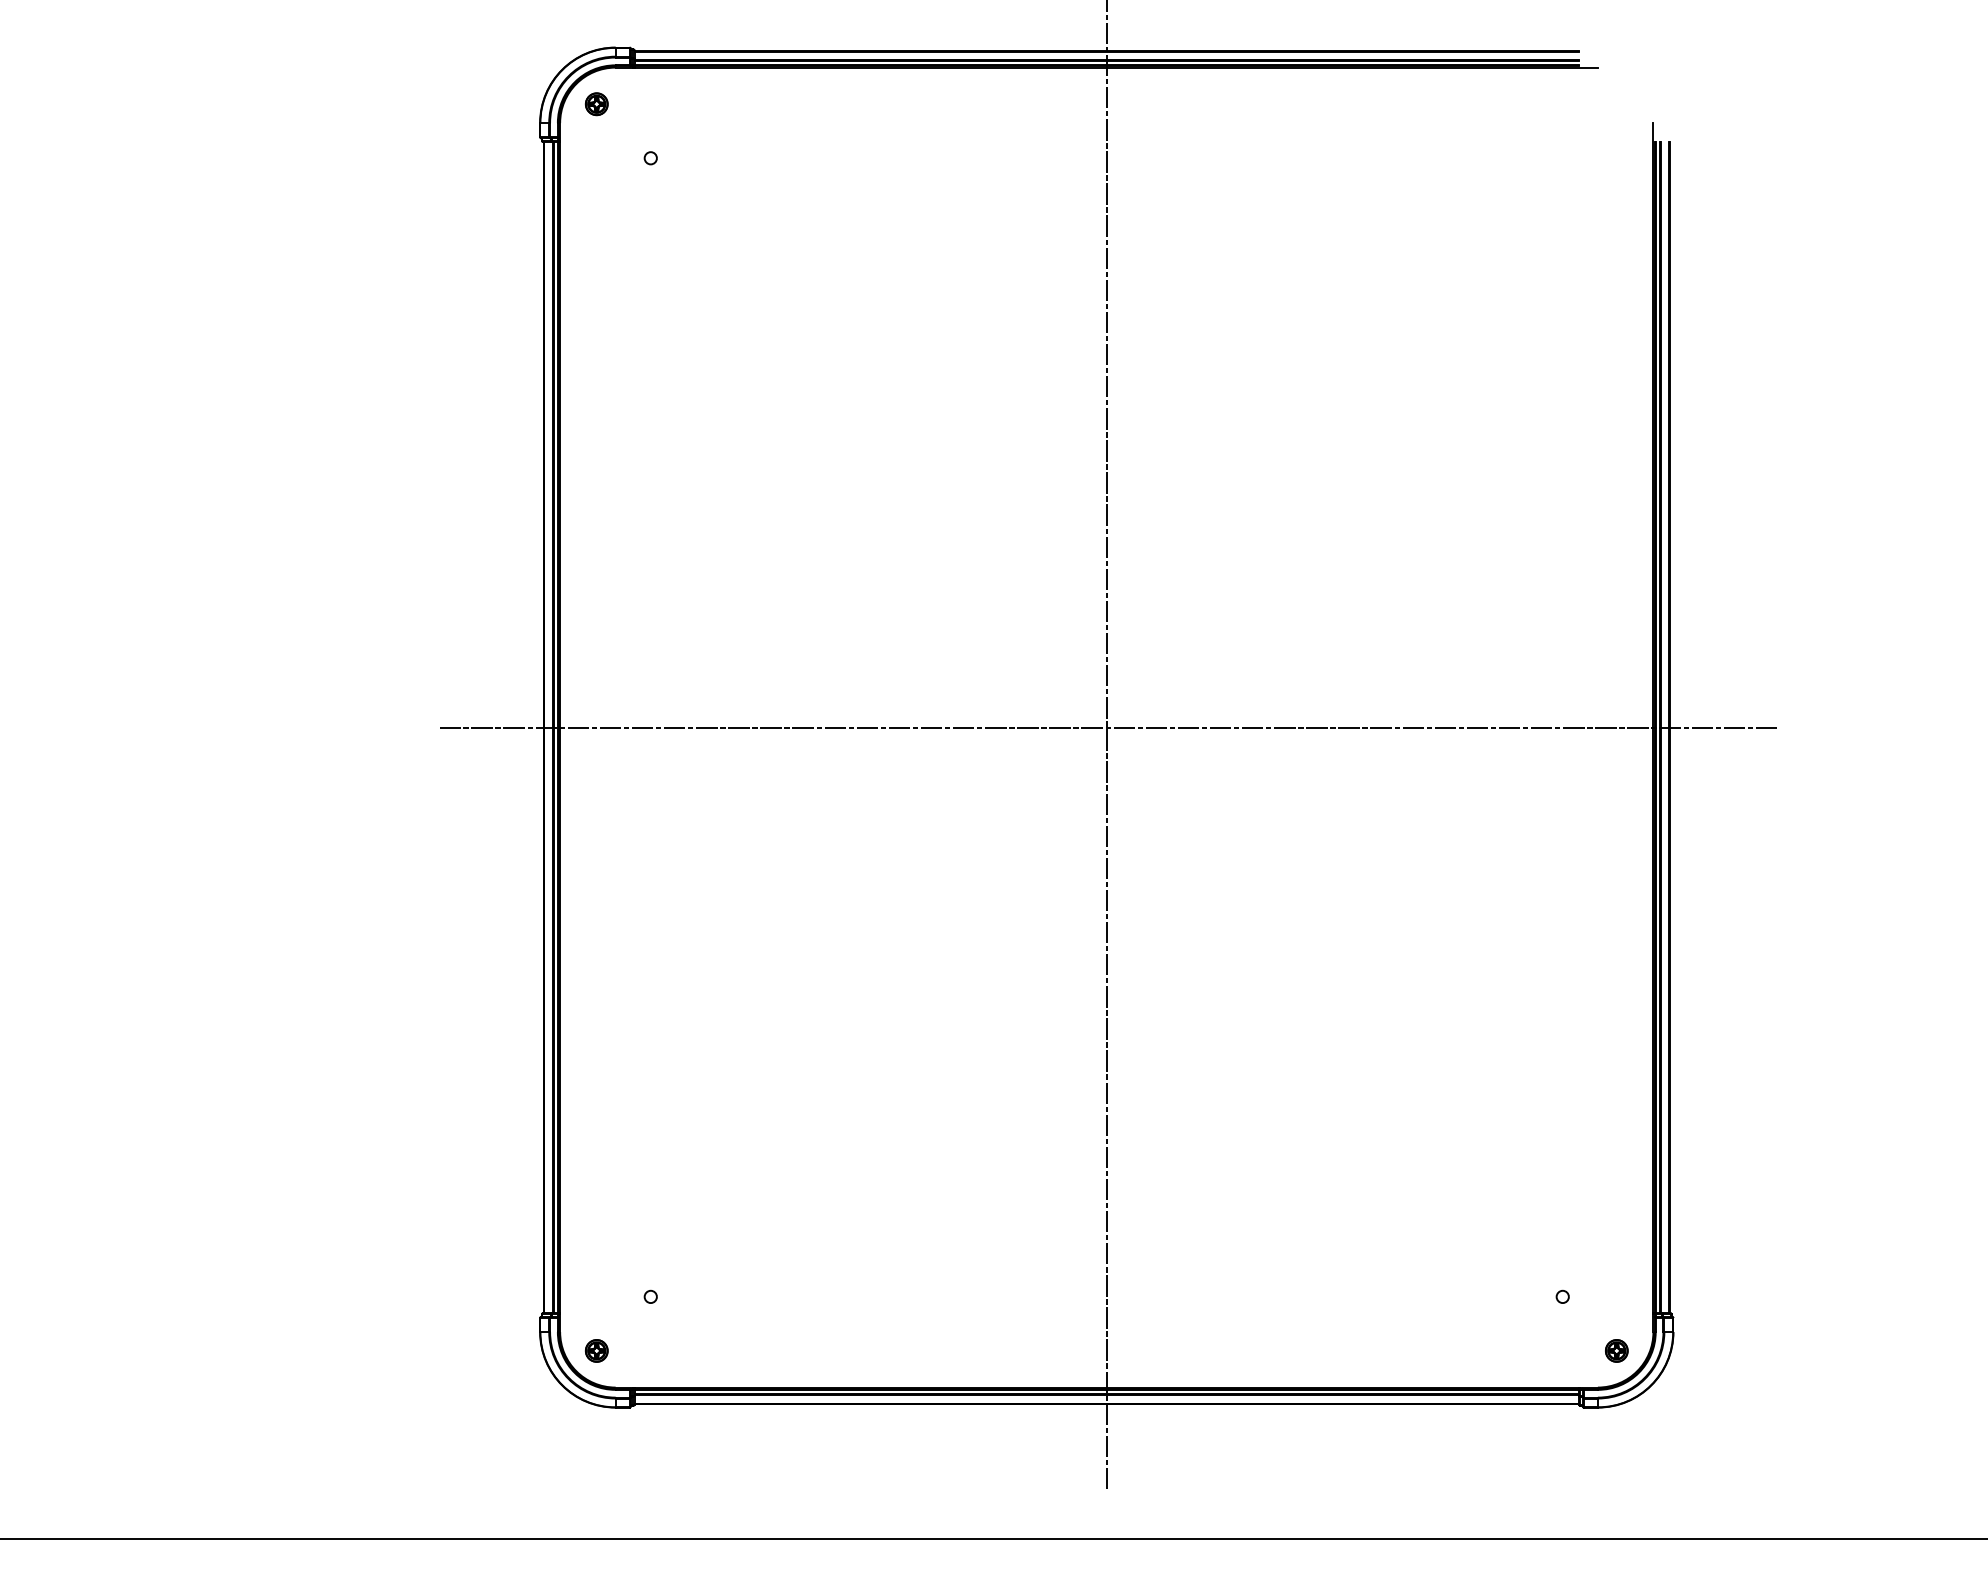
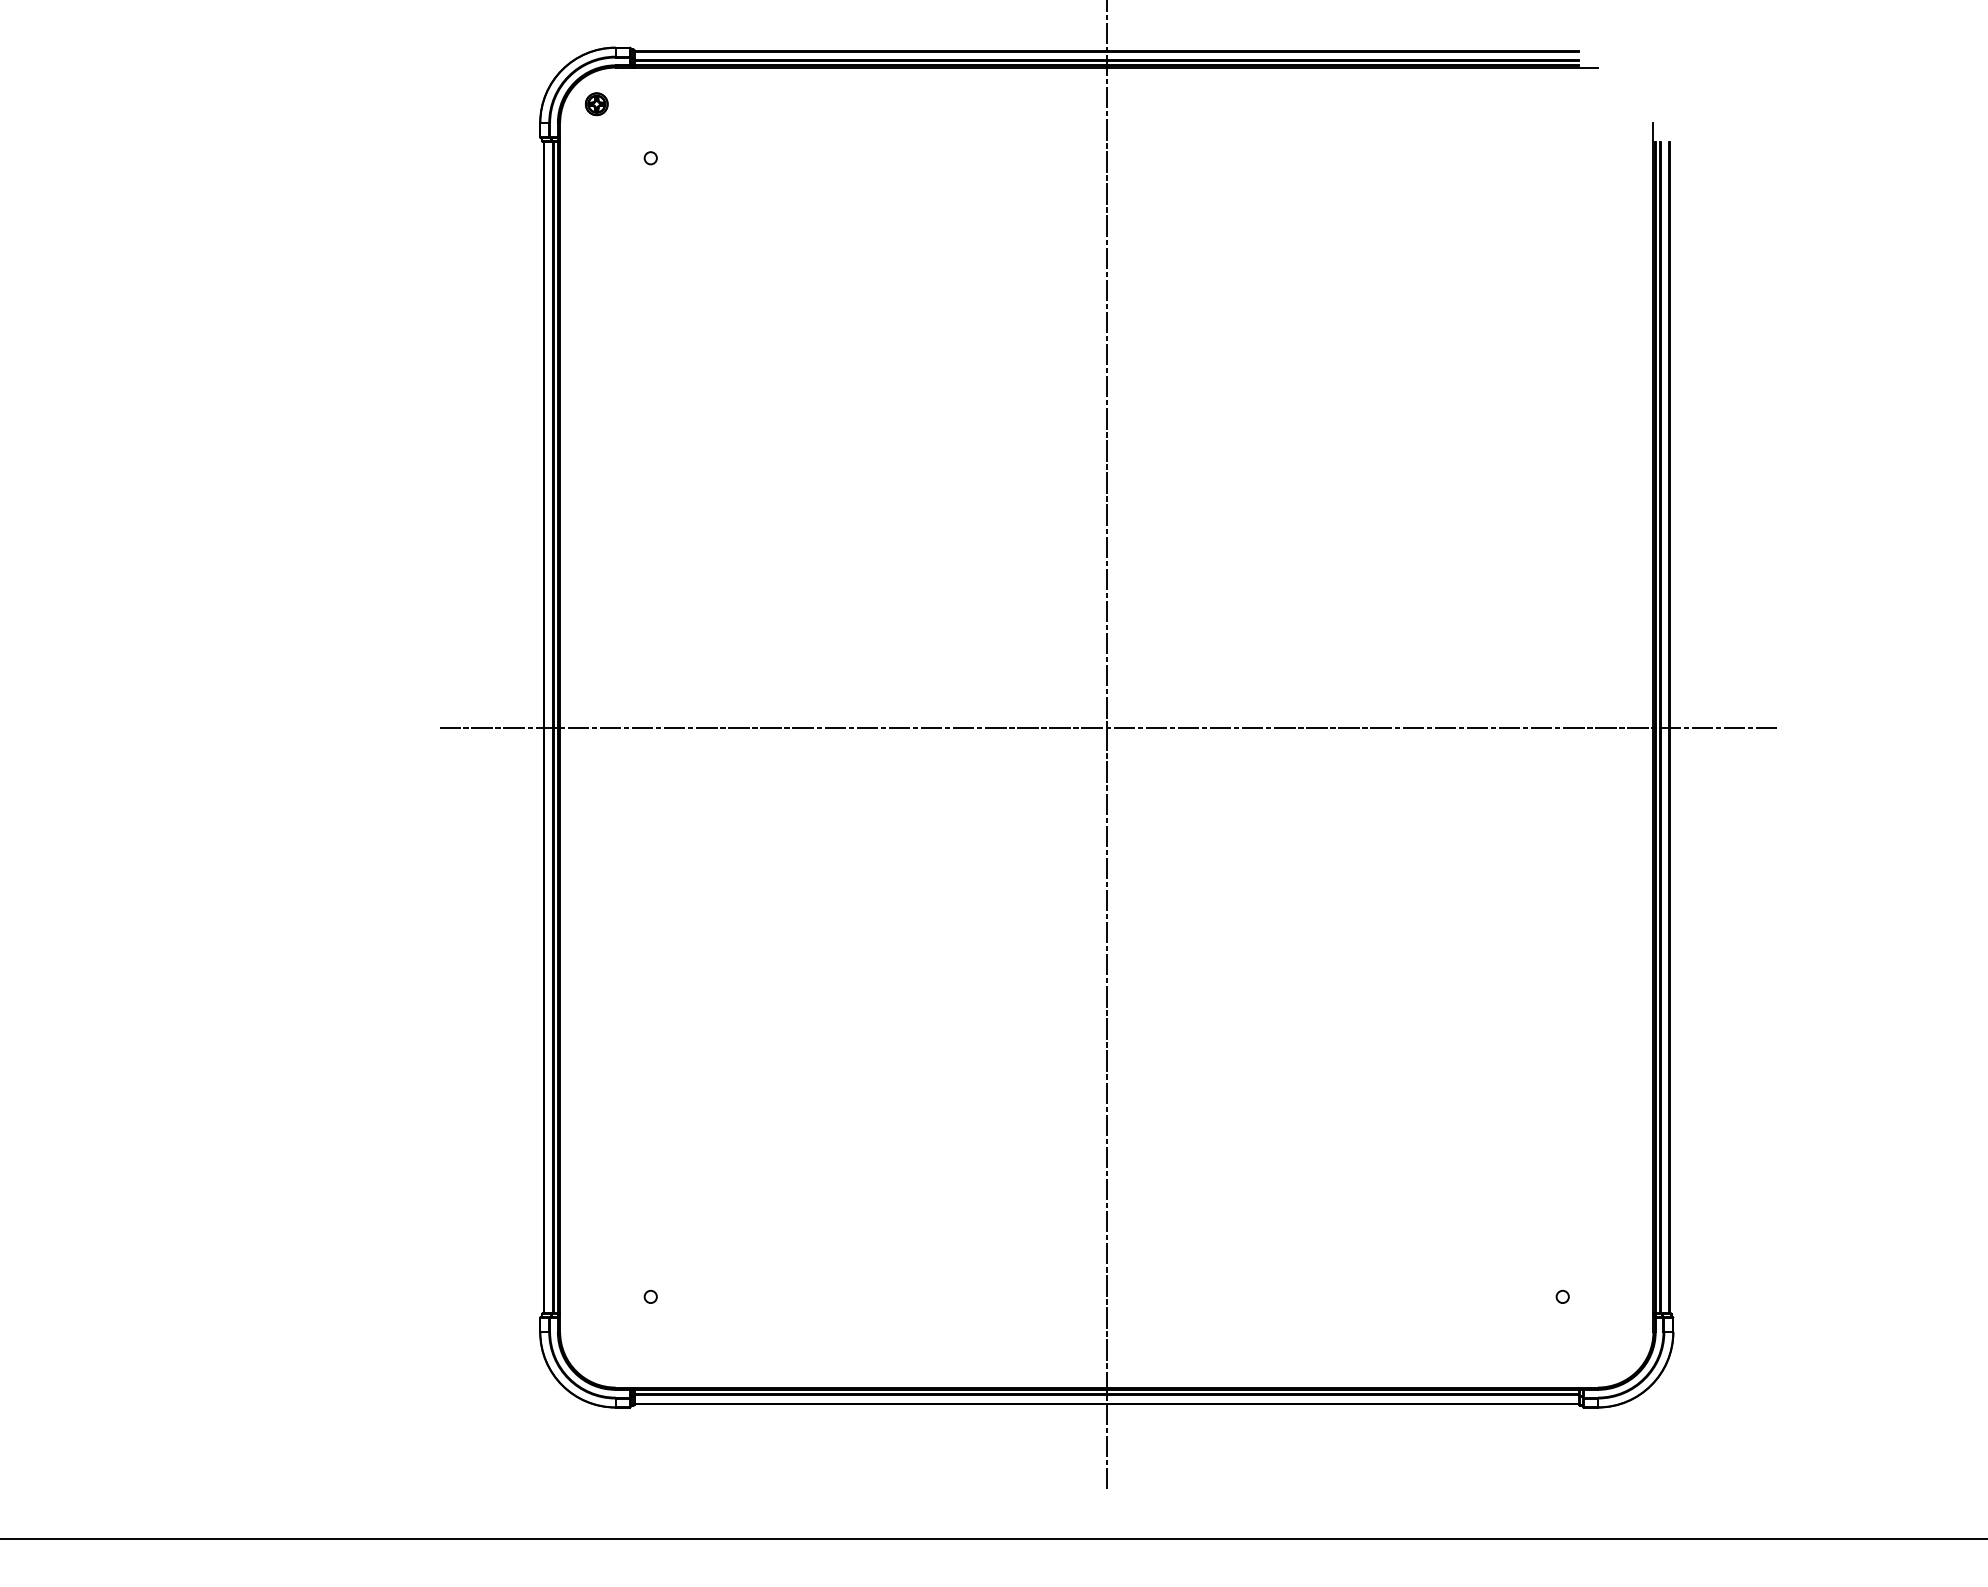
part: present -> none (596, 1350)
part: present -> none (1616, 1350)
